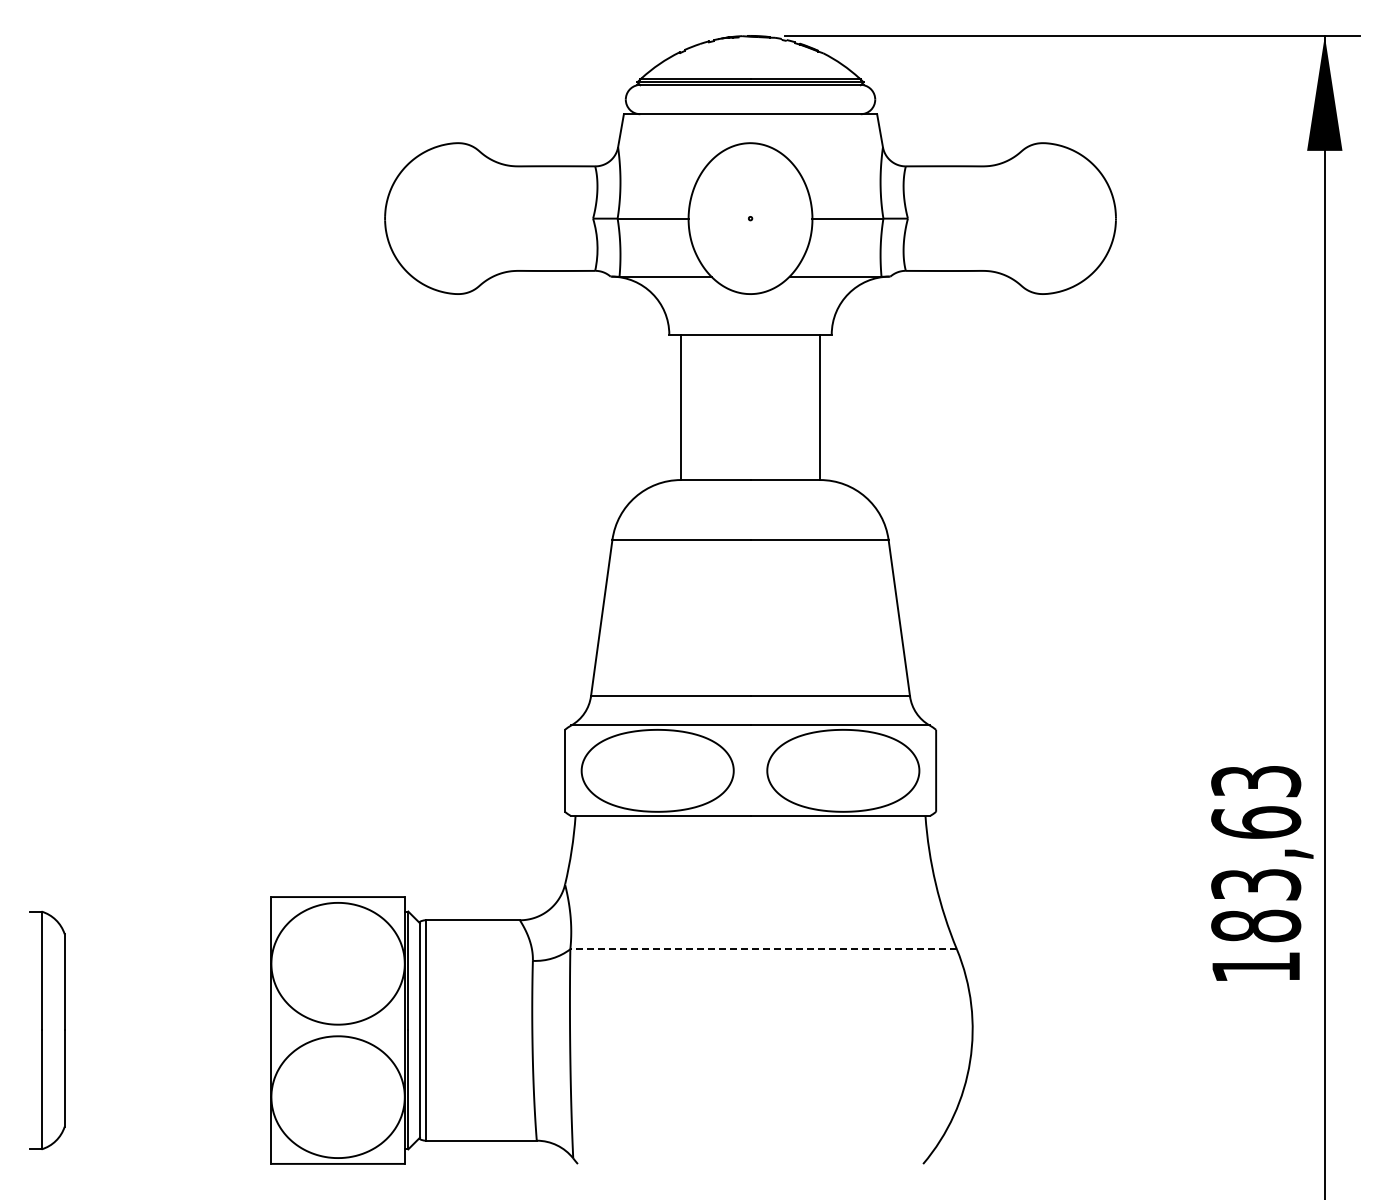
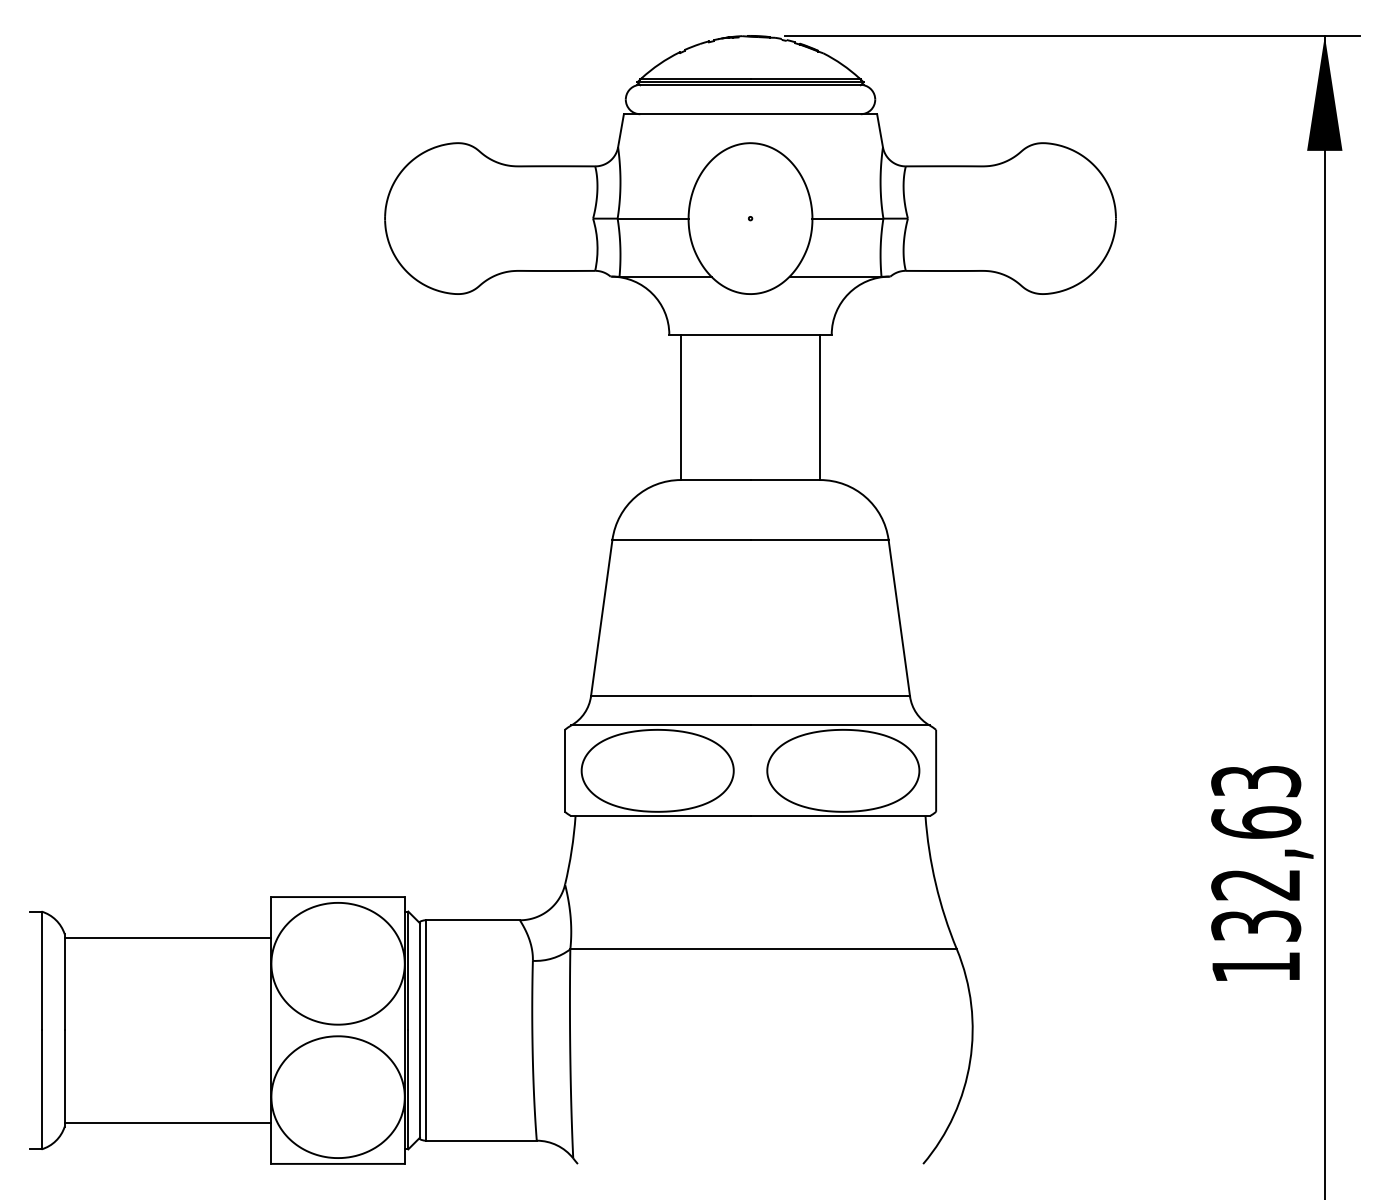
text: 183,63 -> 132,63 (1256, 905)
line: none -> present (167, 937)
line: dashed -> solid (763, 949)
line: none -> present (167, 1123)
